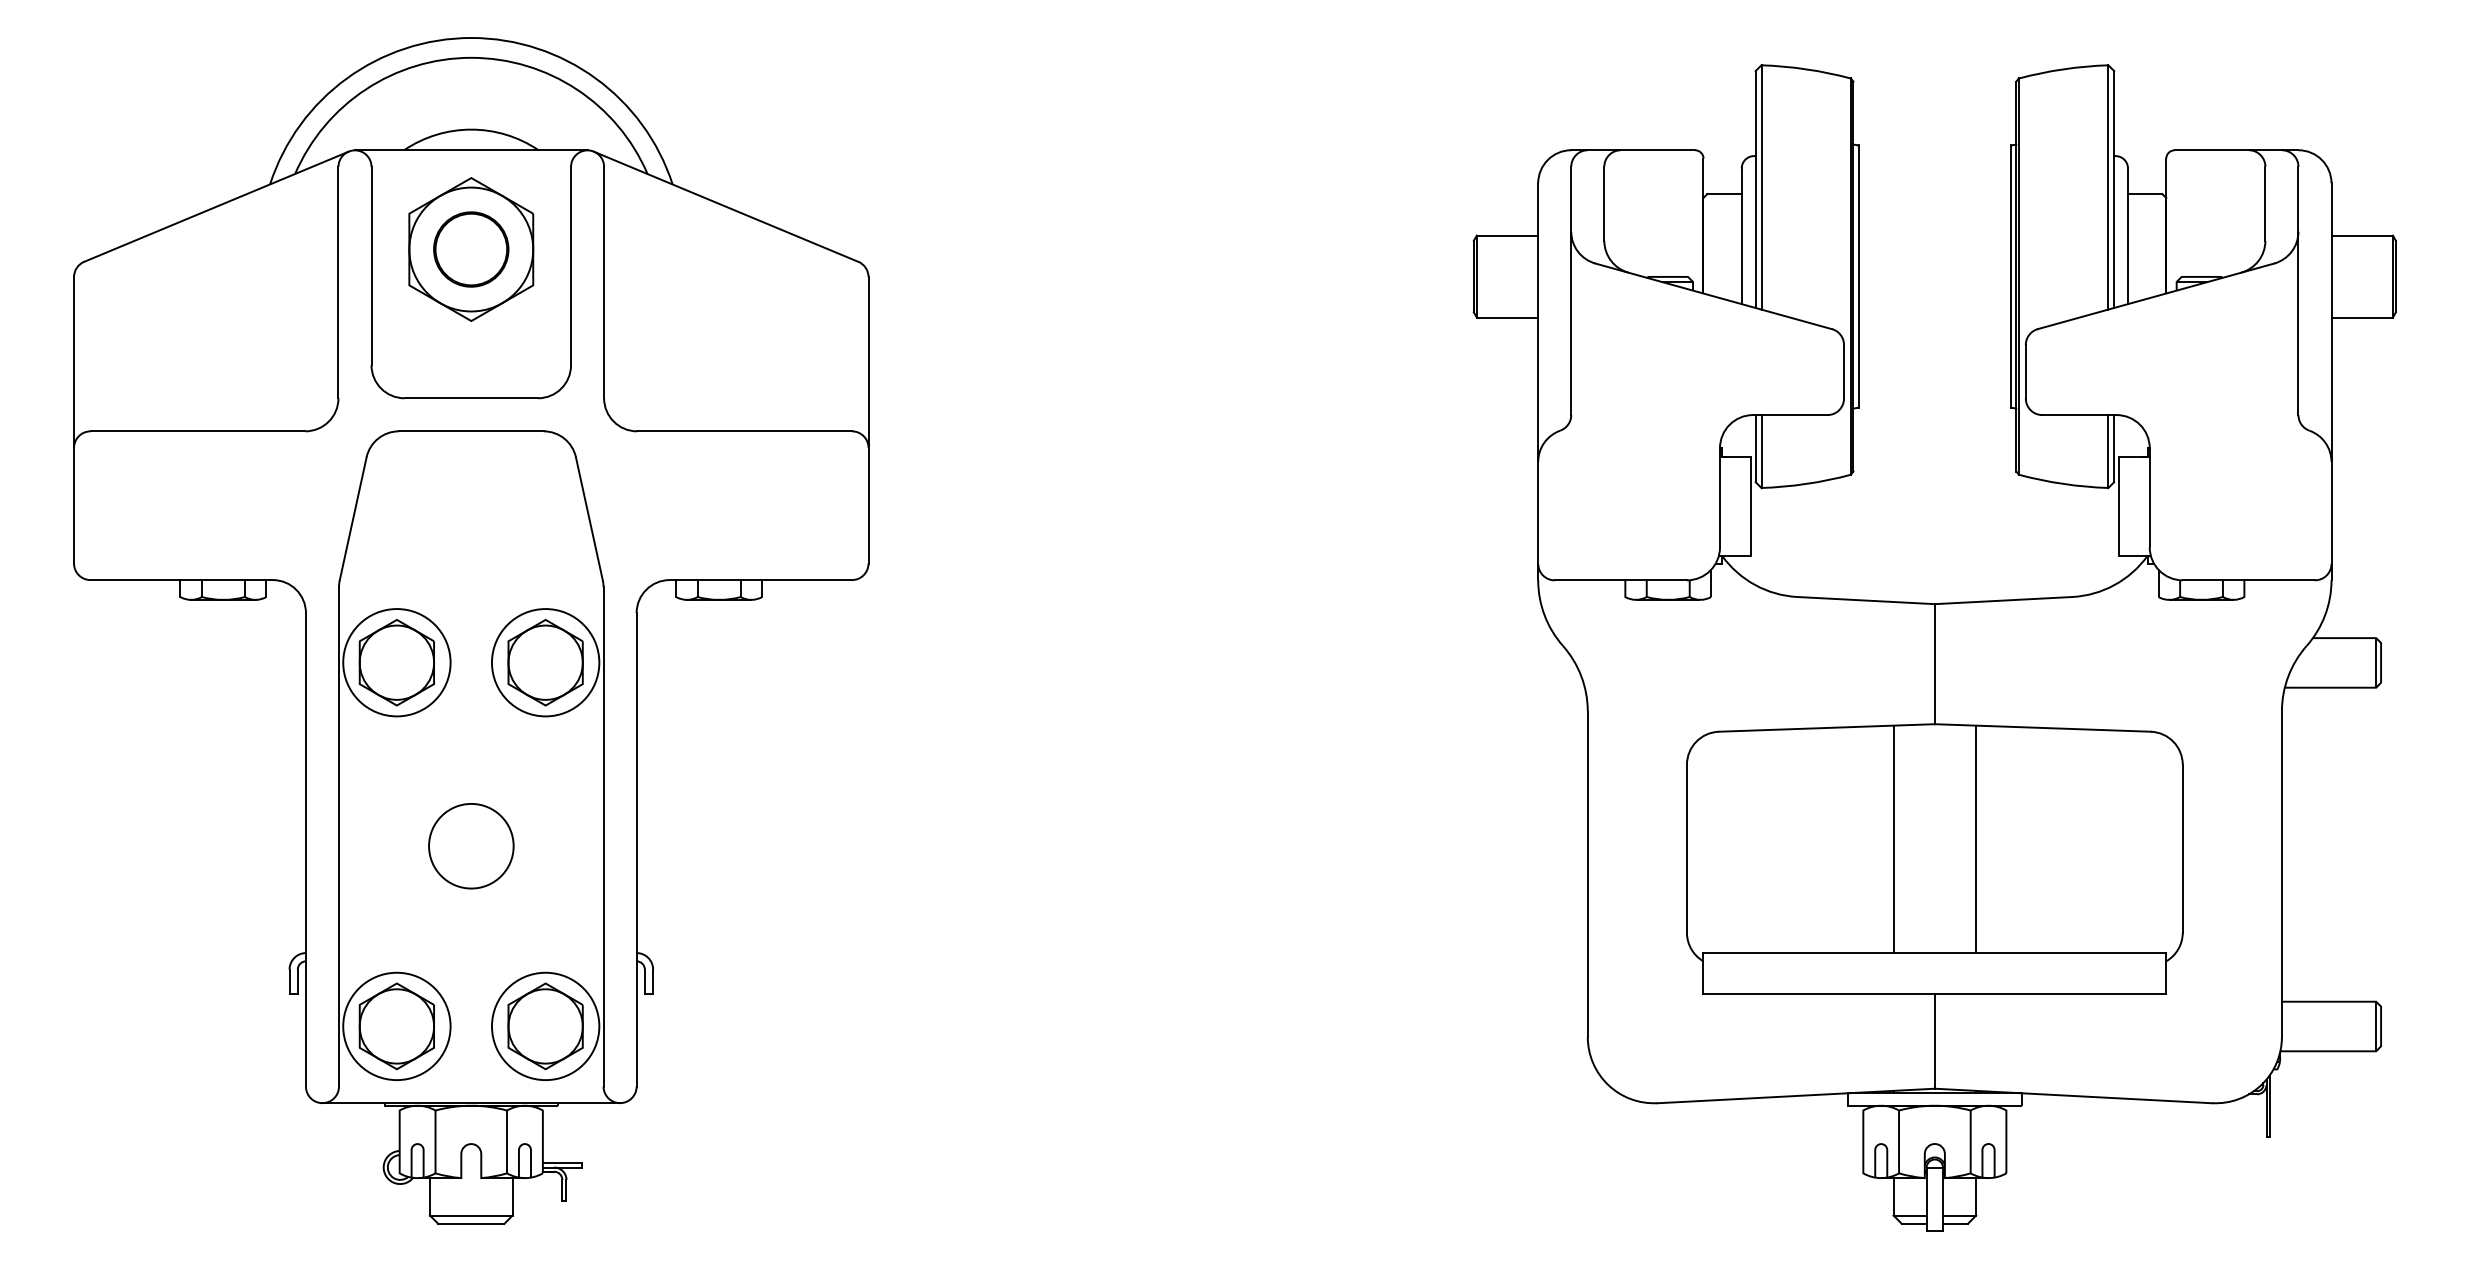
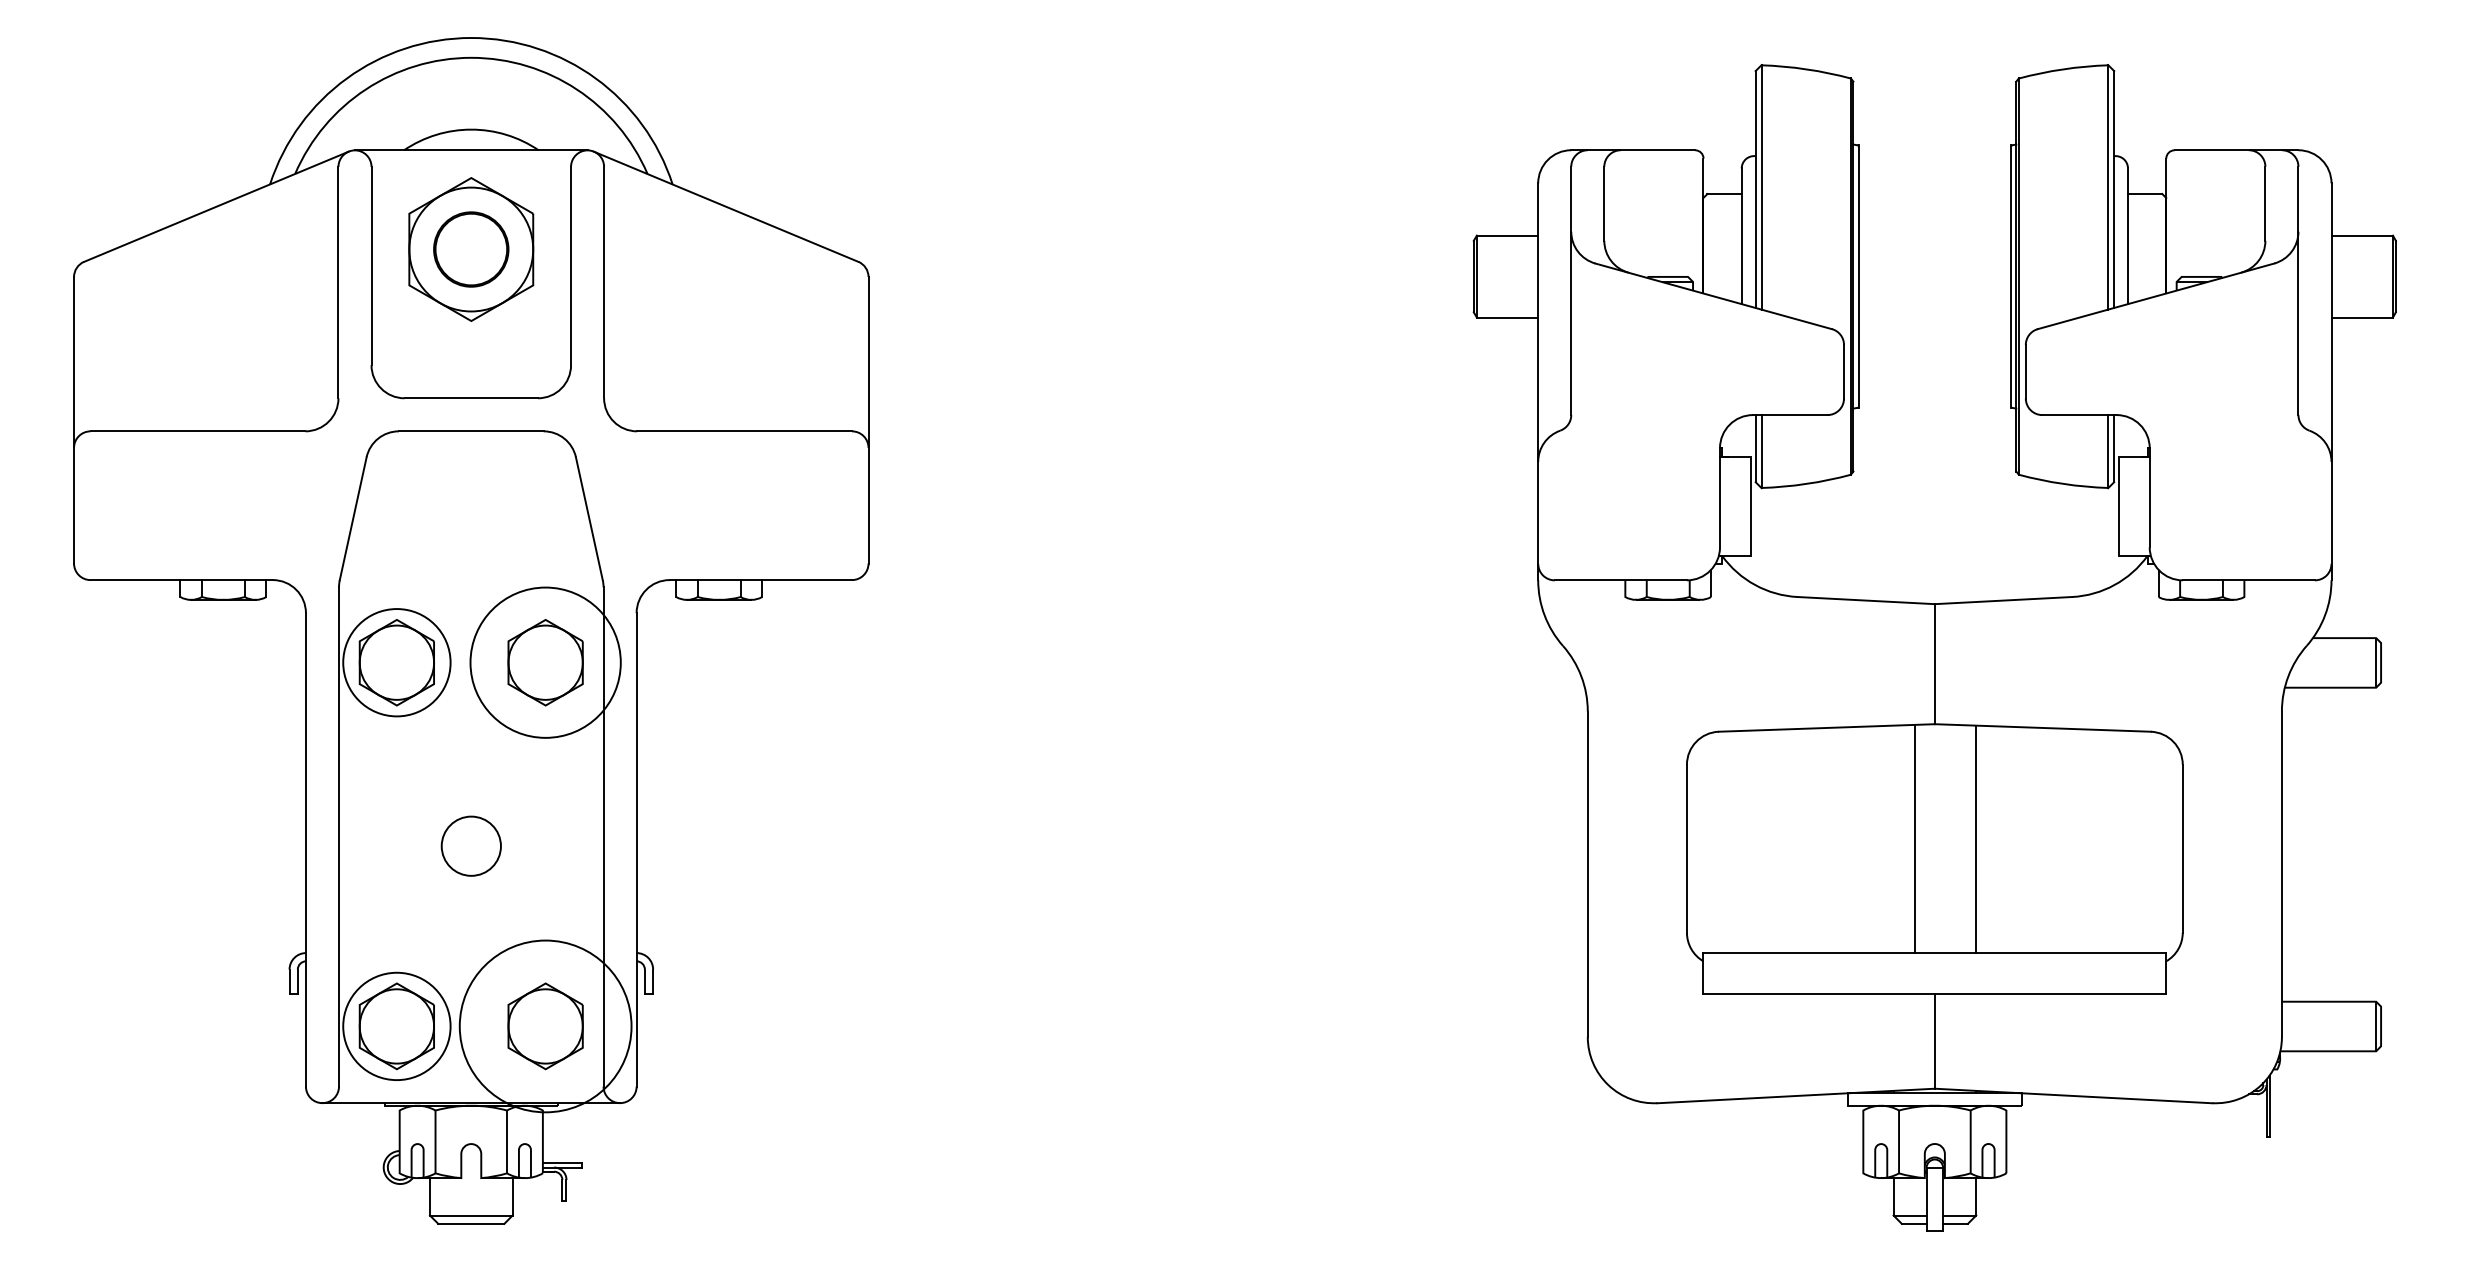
circle diameter: 107 px -> 150 px (545, 662)
line position: (1893, 839) -> (1914, 839) (1914, 839)
circle diameter: 85 px -> 59 px (470, 845)
circle diameter: 107 px -> 172 px (545, 1026)
